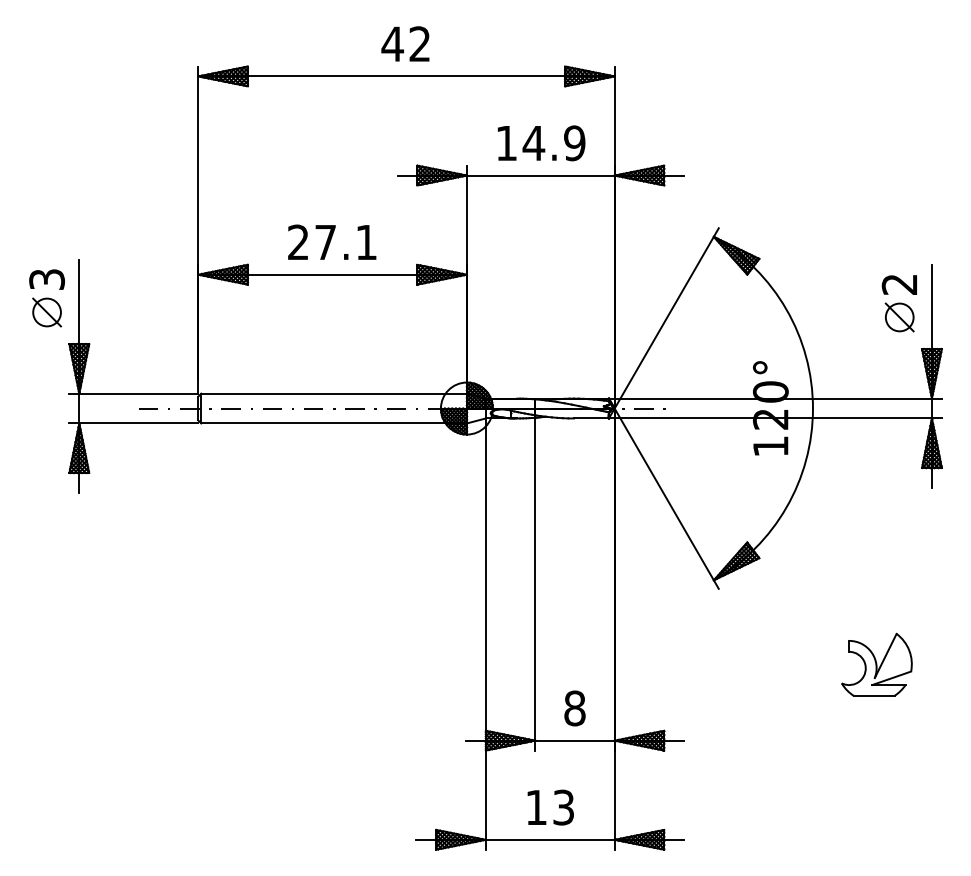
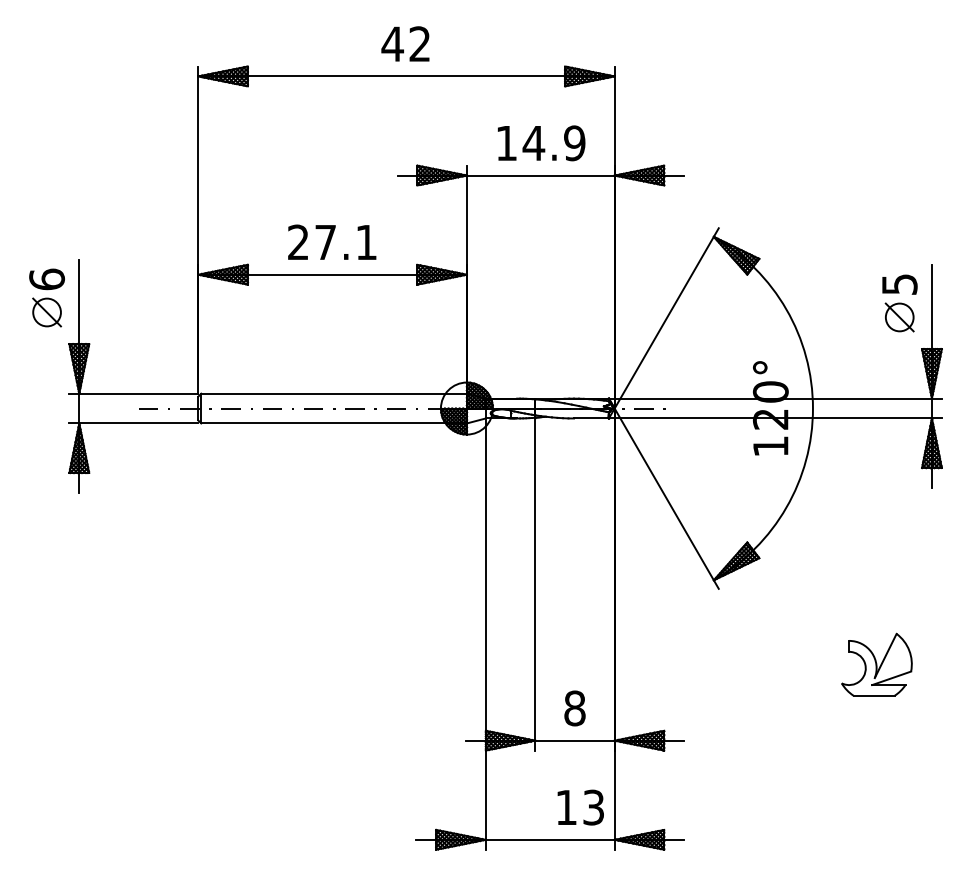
text: 3 -> 6 (47, 279)
text: 2 -> 5 (899, 284)
text position: (550, 807) -> (580, 807) (580, 807)
